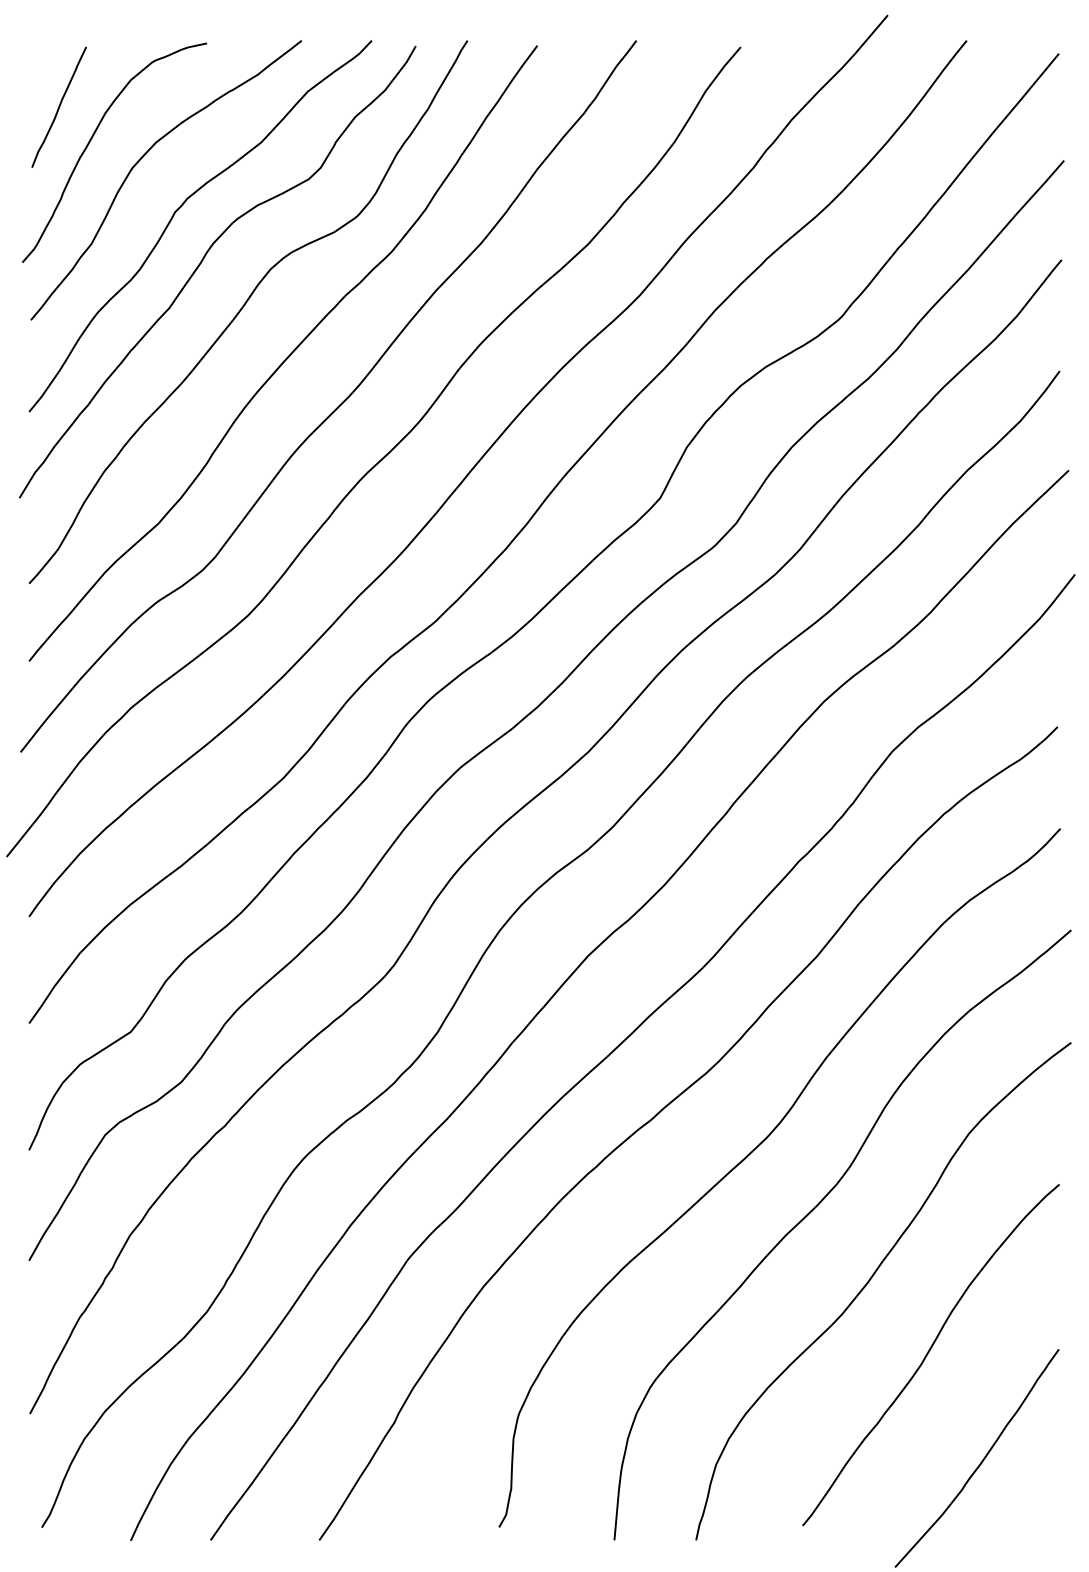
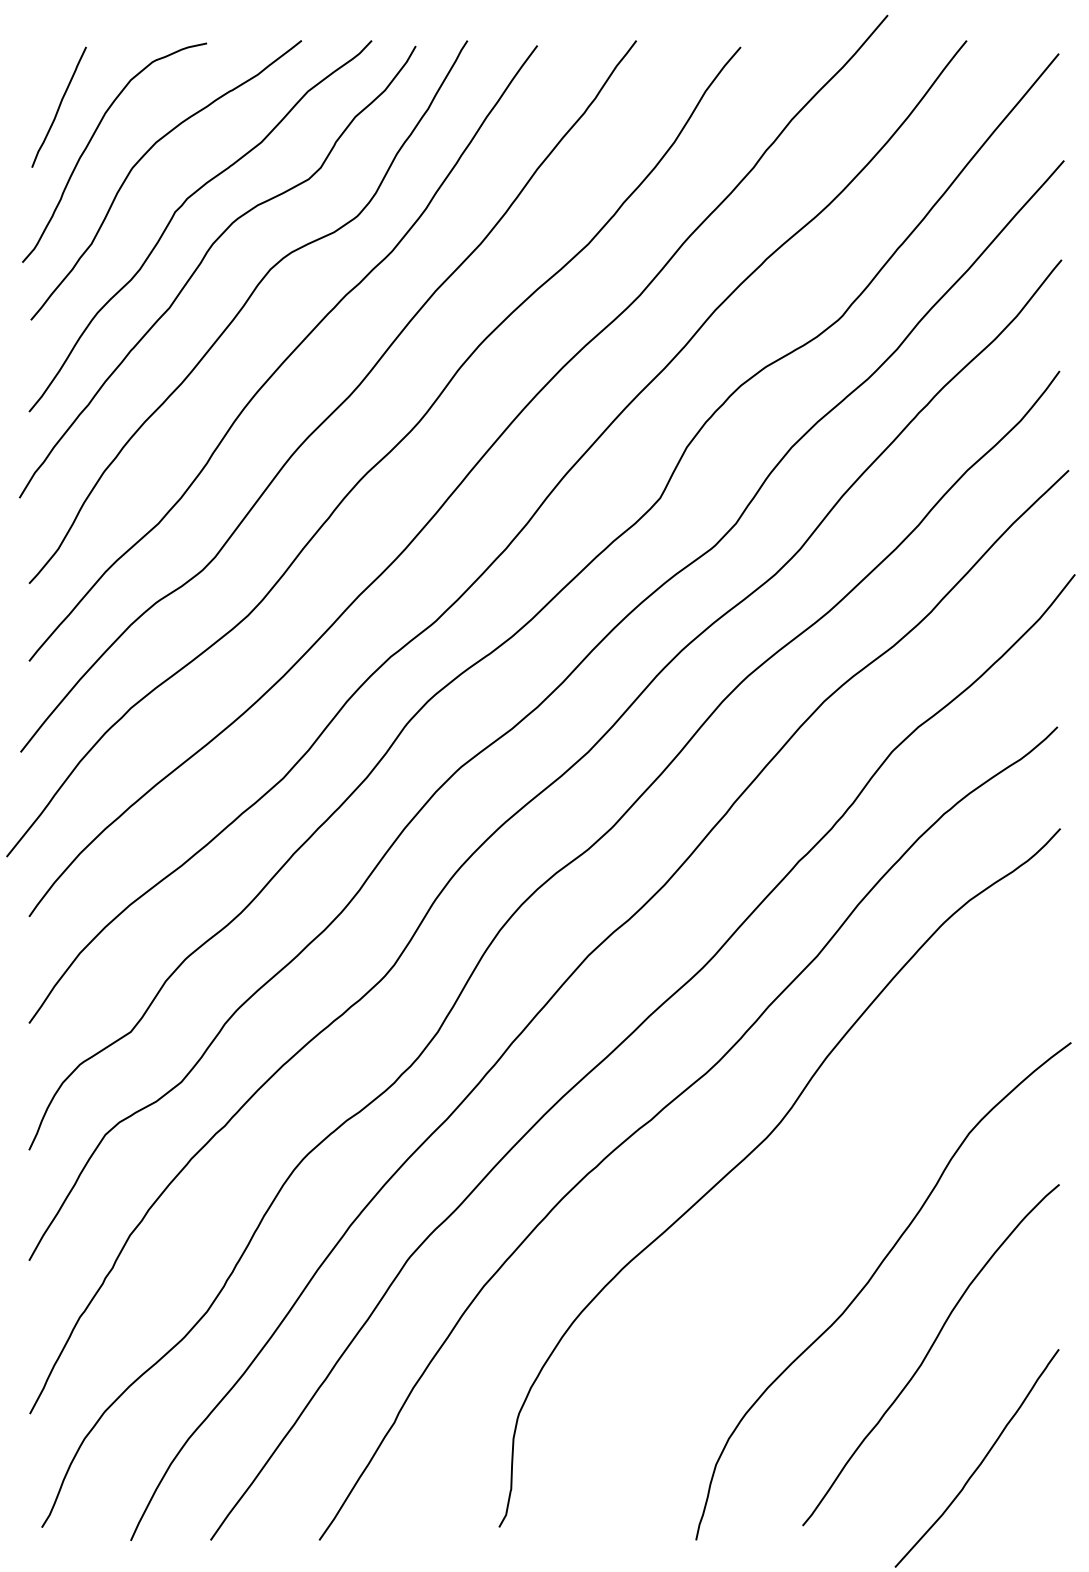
curve: present -> none (816, 1207)
